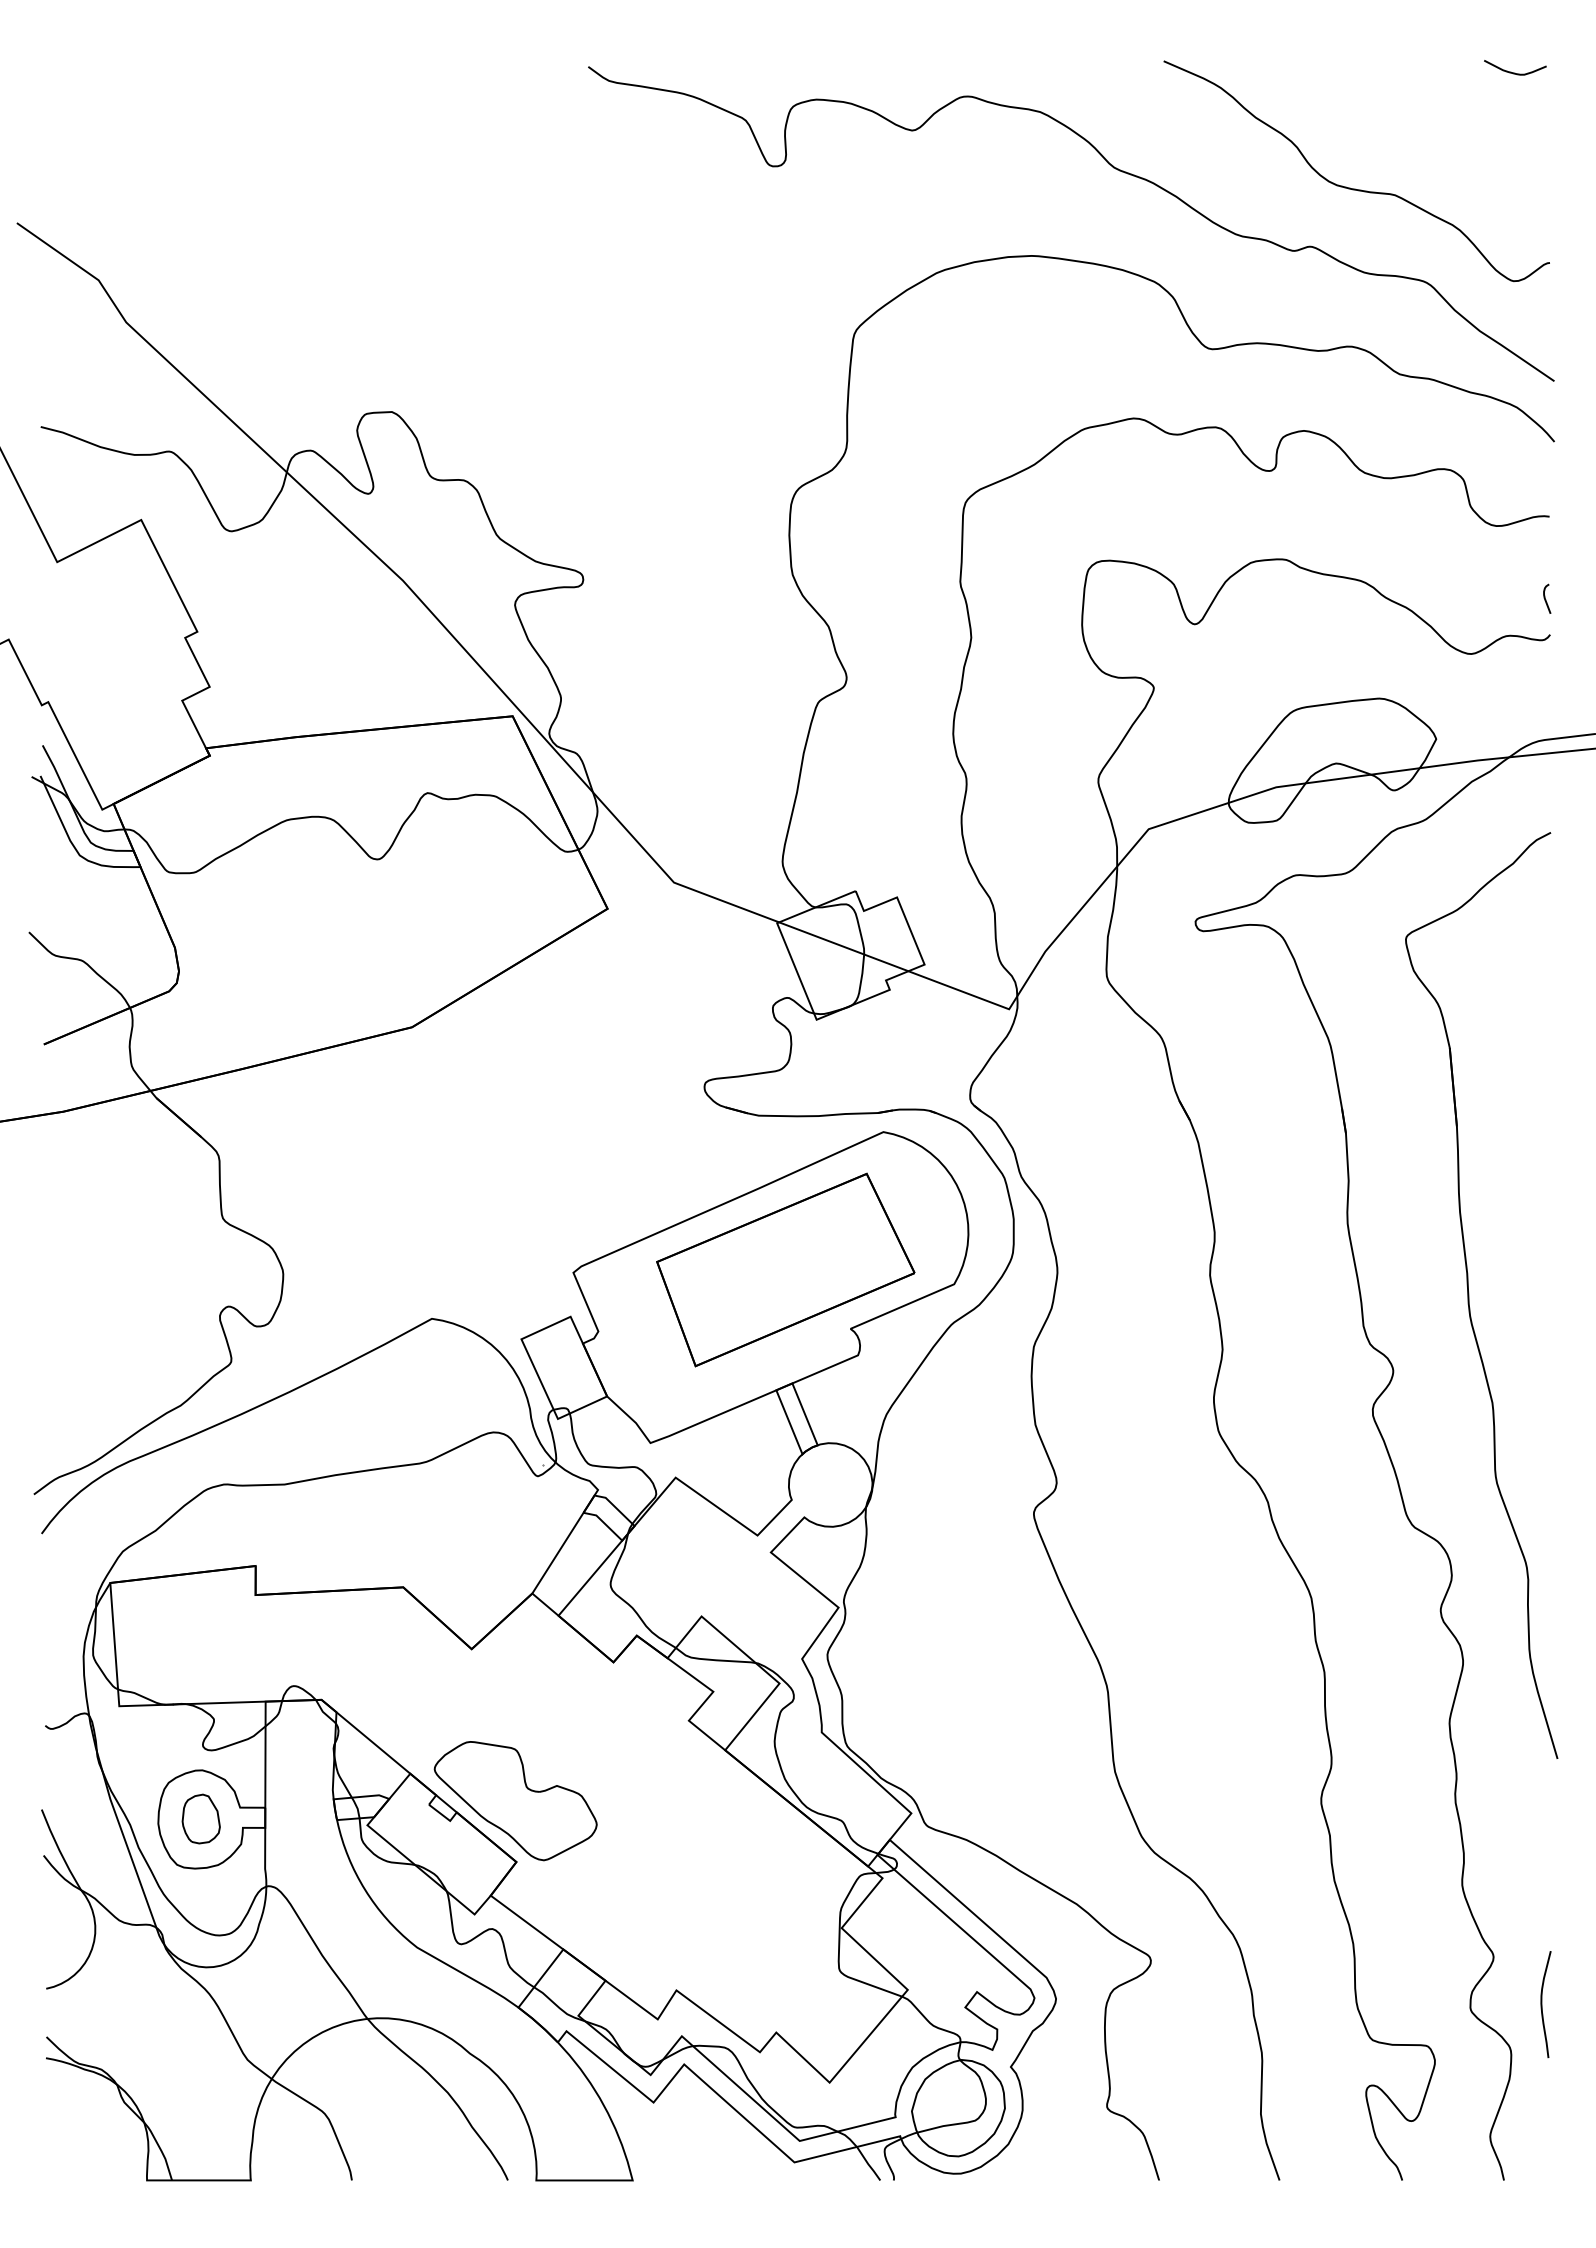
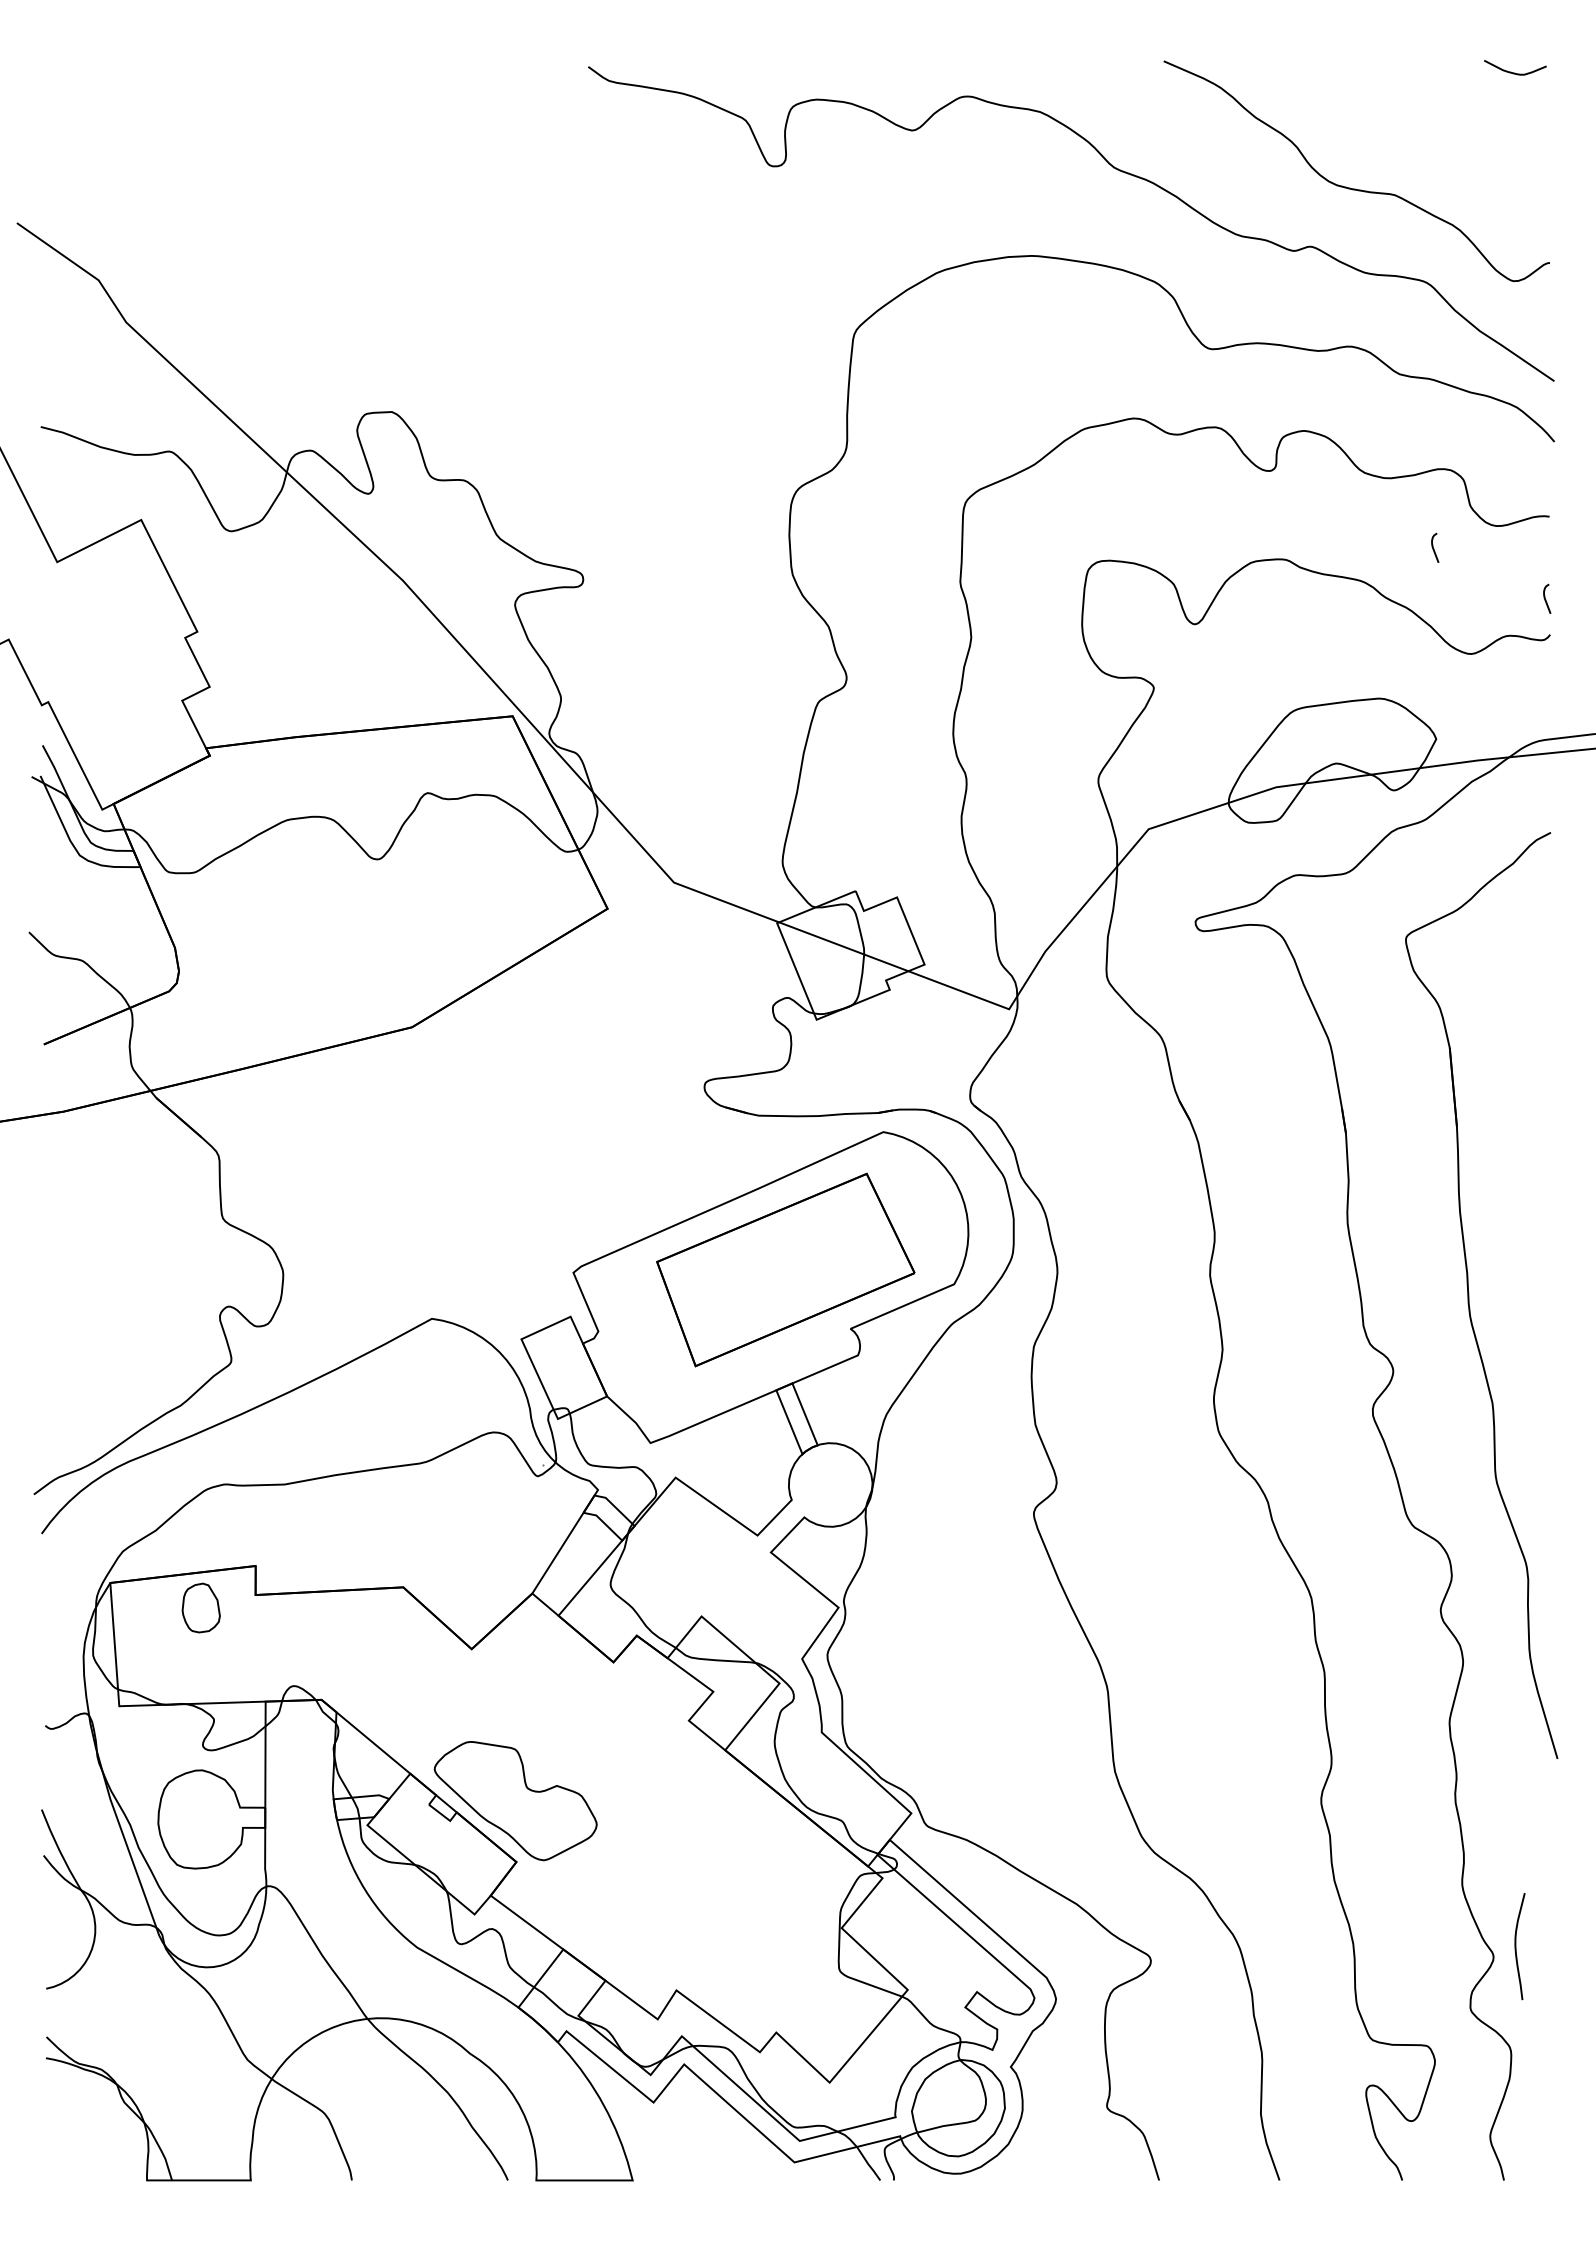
curve: none -> present (1434, 548)
part position: (200, 1818) -> (200, 1607) (200, 1607)
curve position: (1542, 2004) -> (1516, 1946) (1516, 1946)
